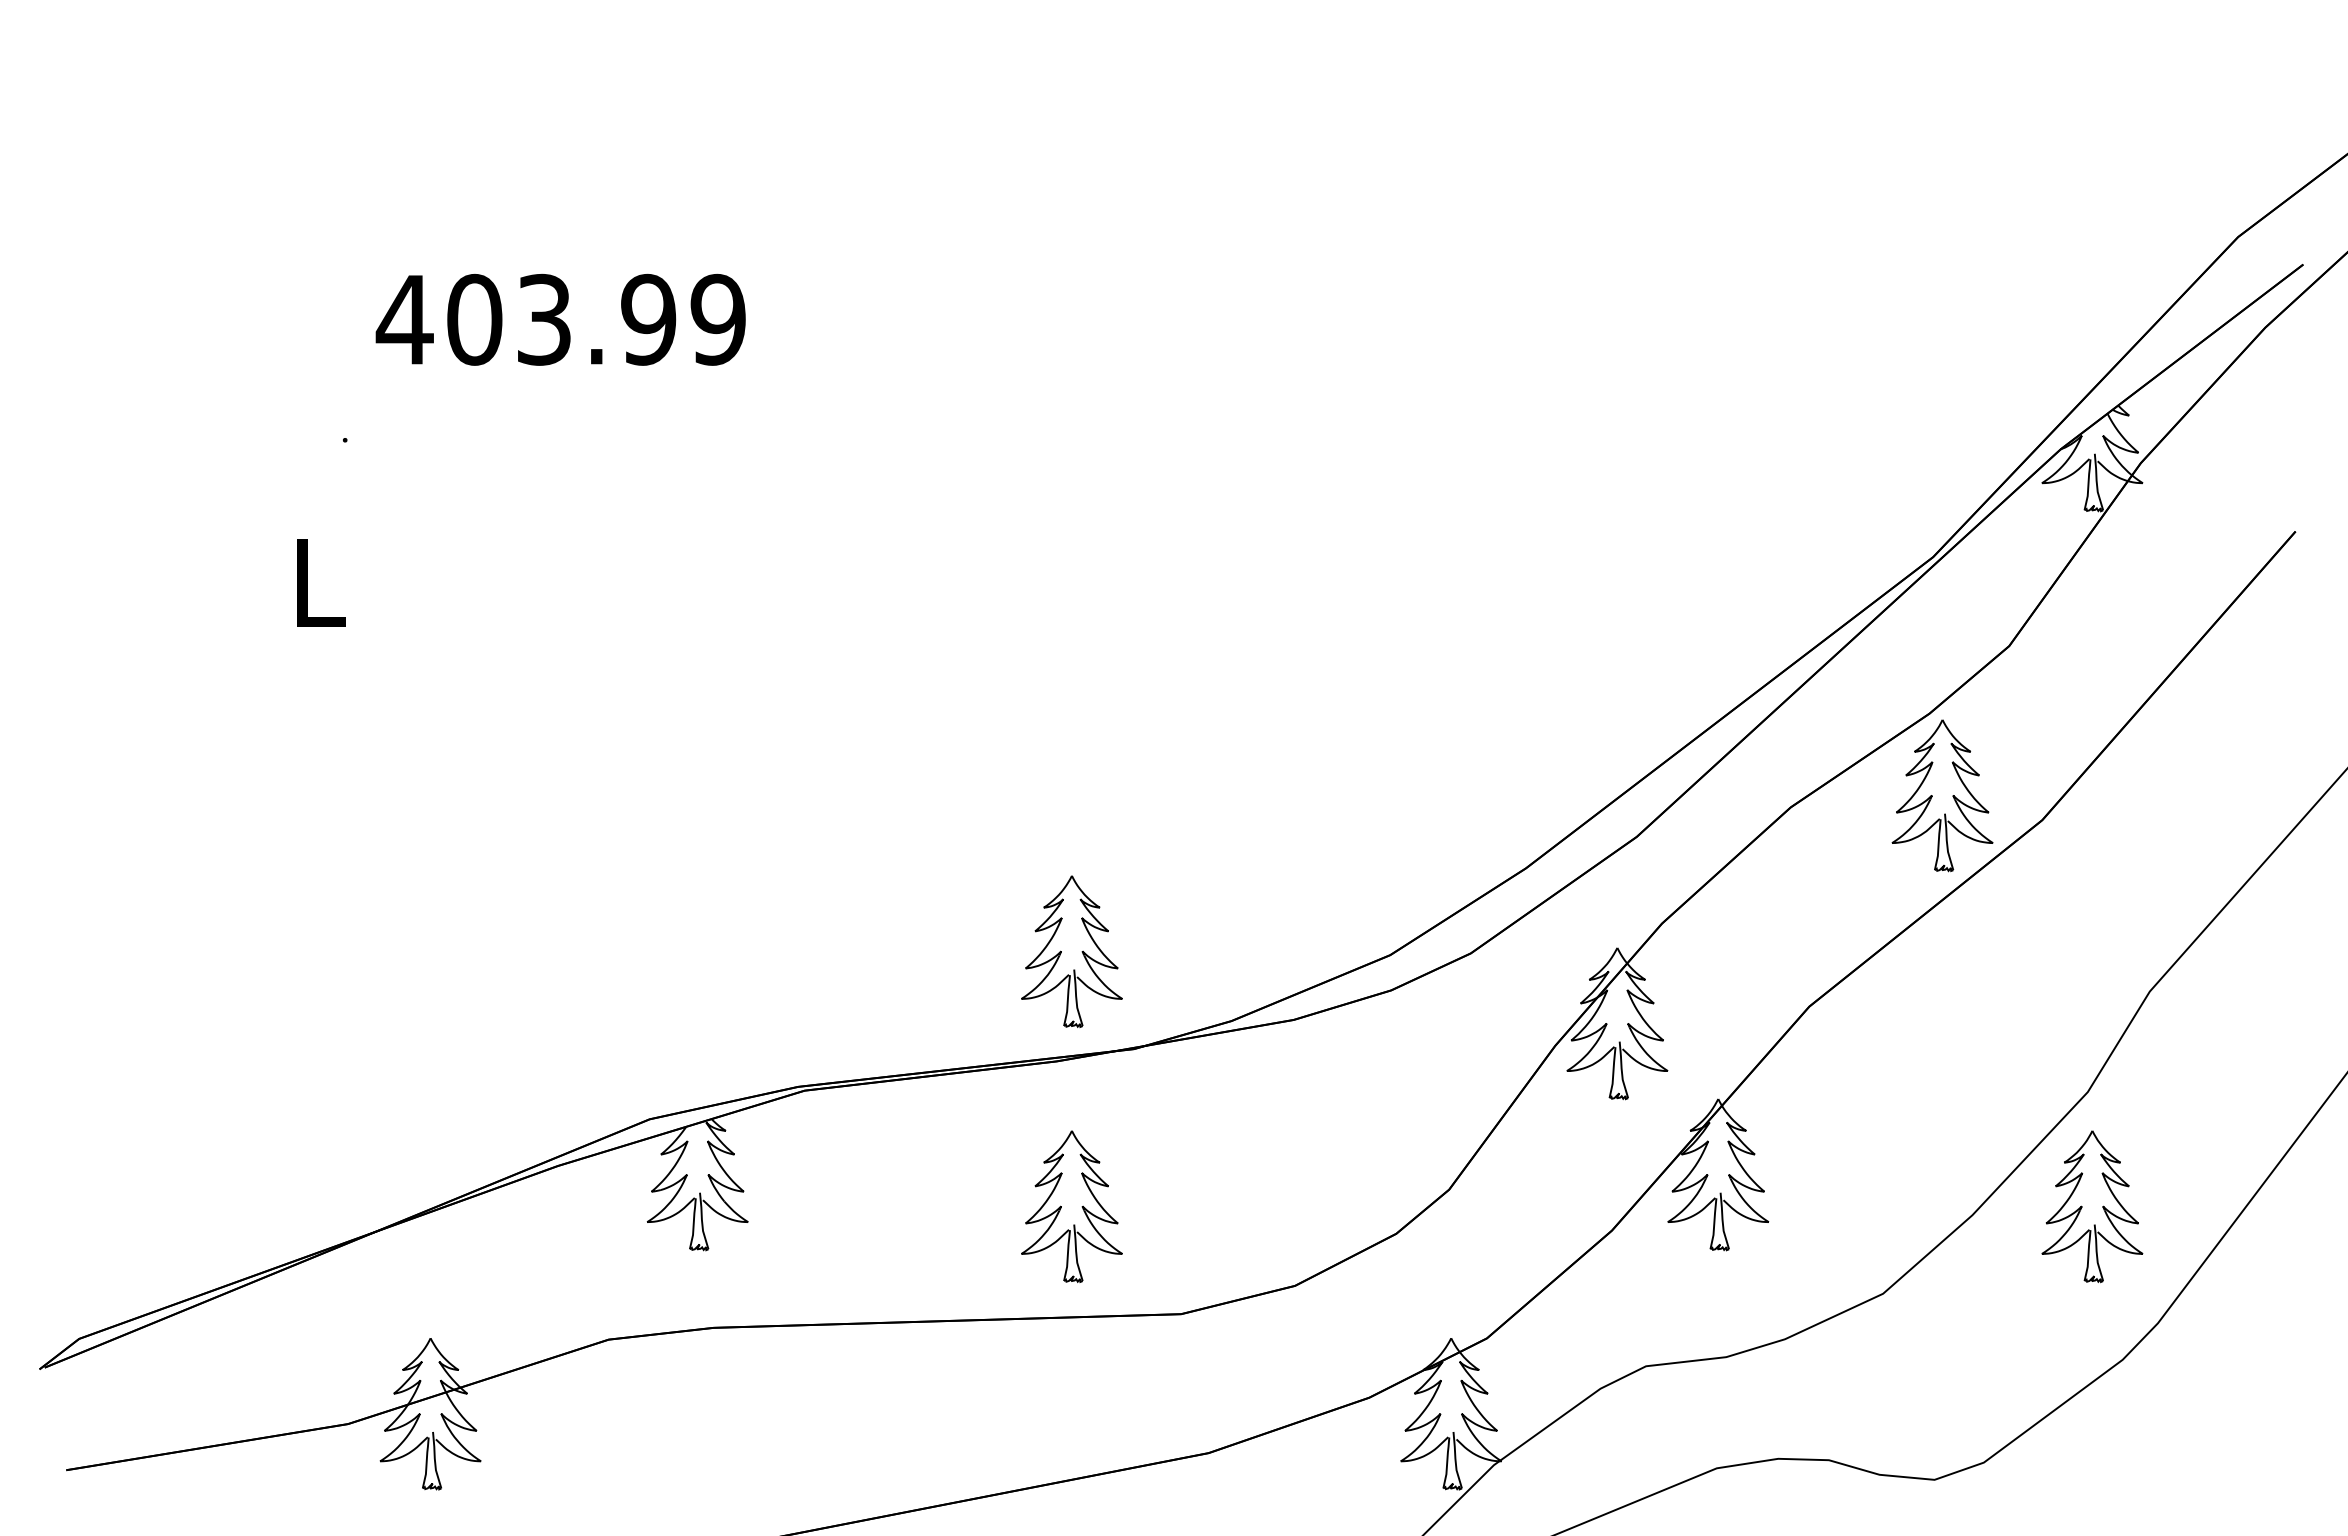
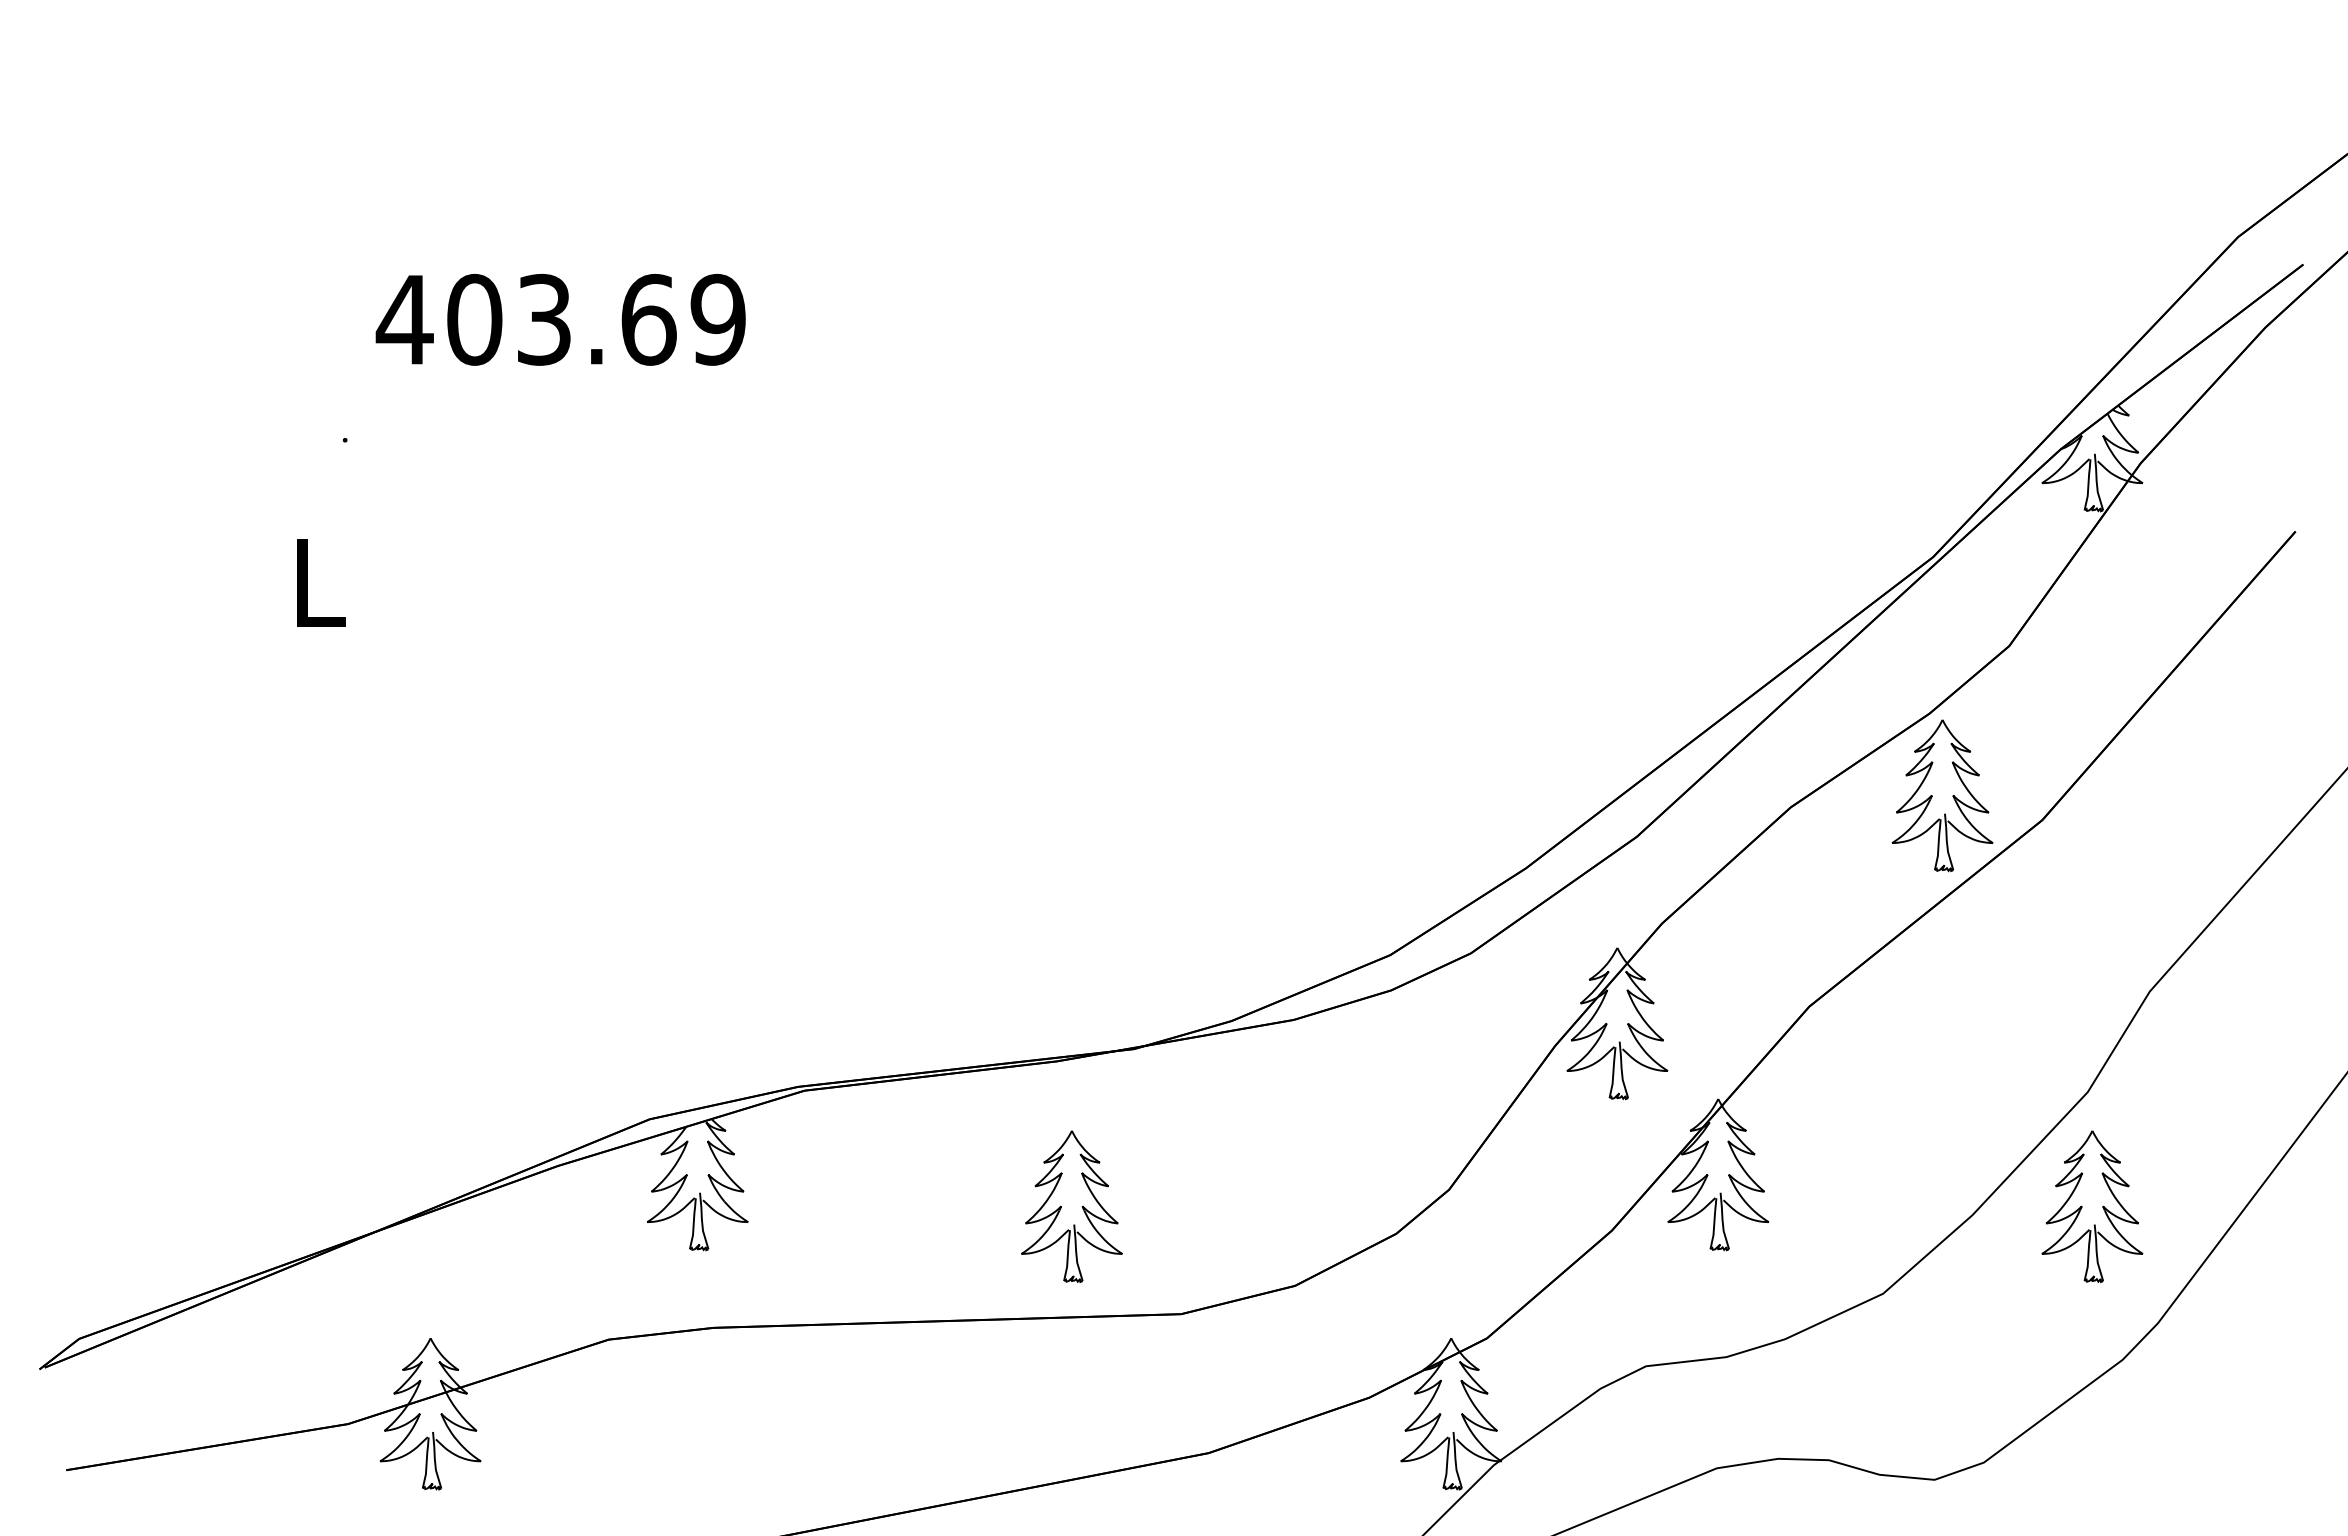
text: 403.99 -> 403.69 (648, 319)
part: present -> none (1071, 951)
